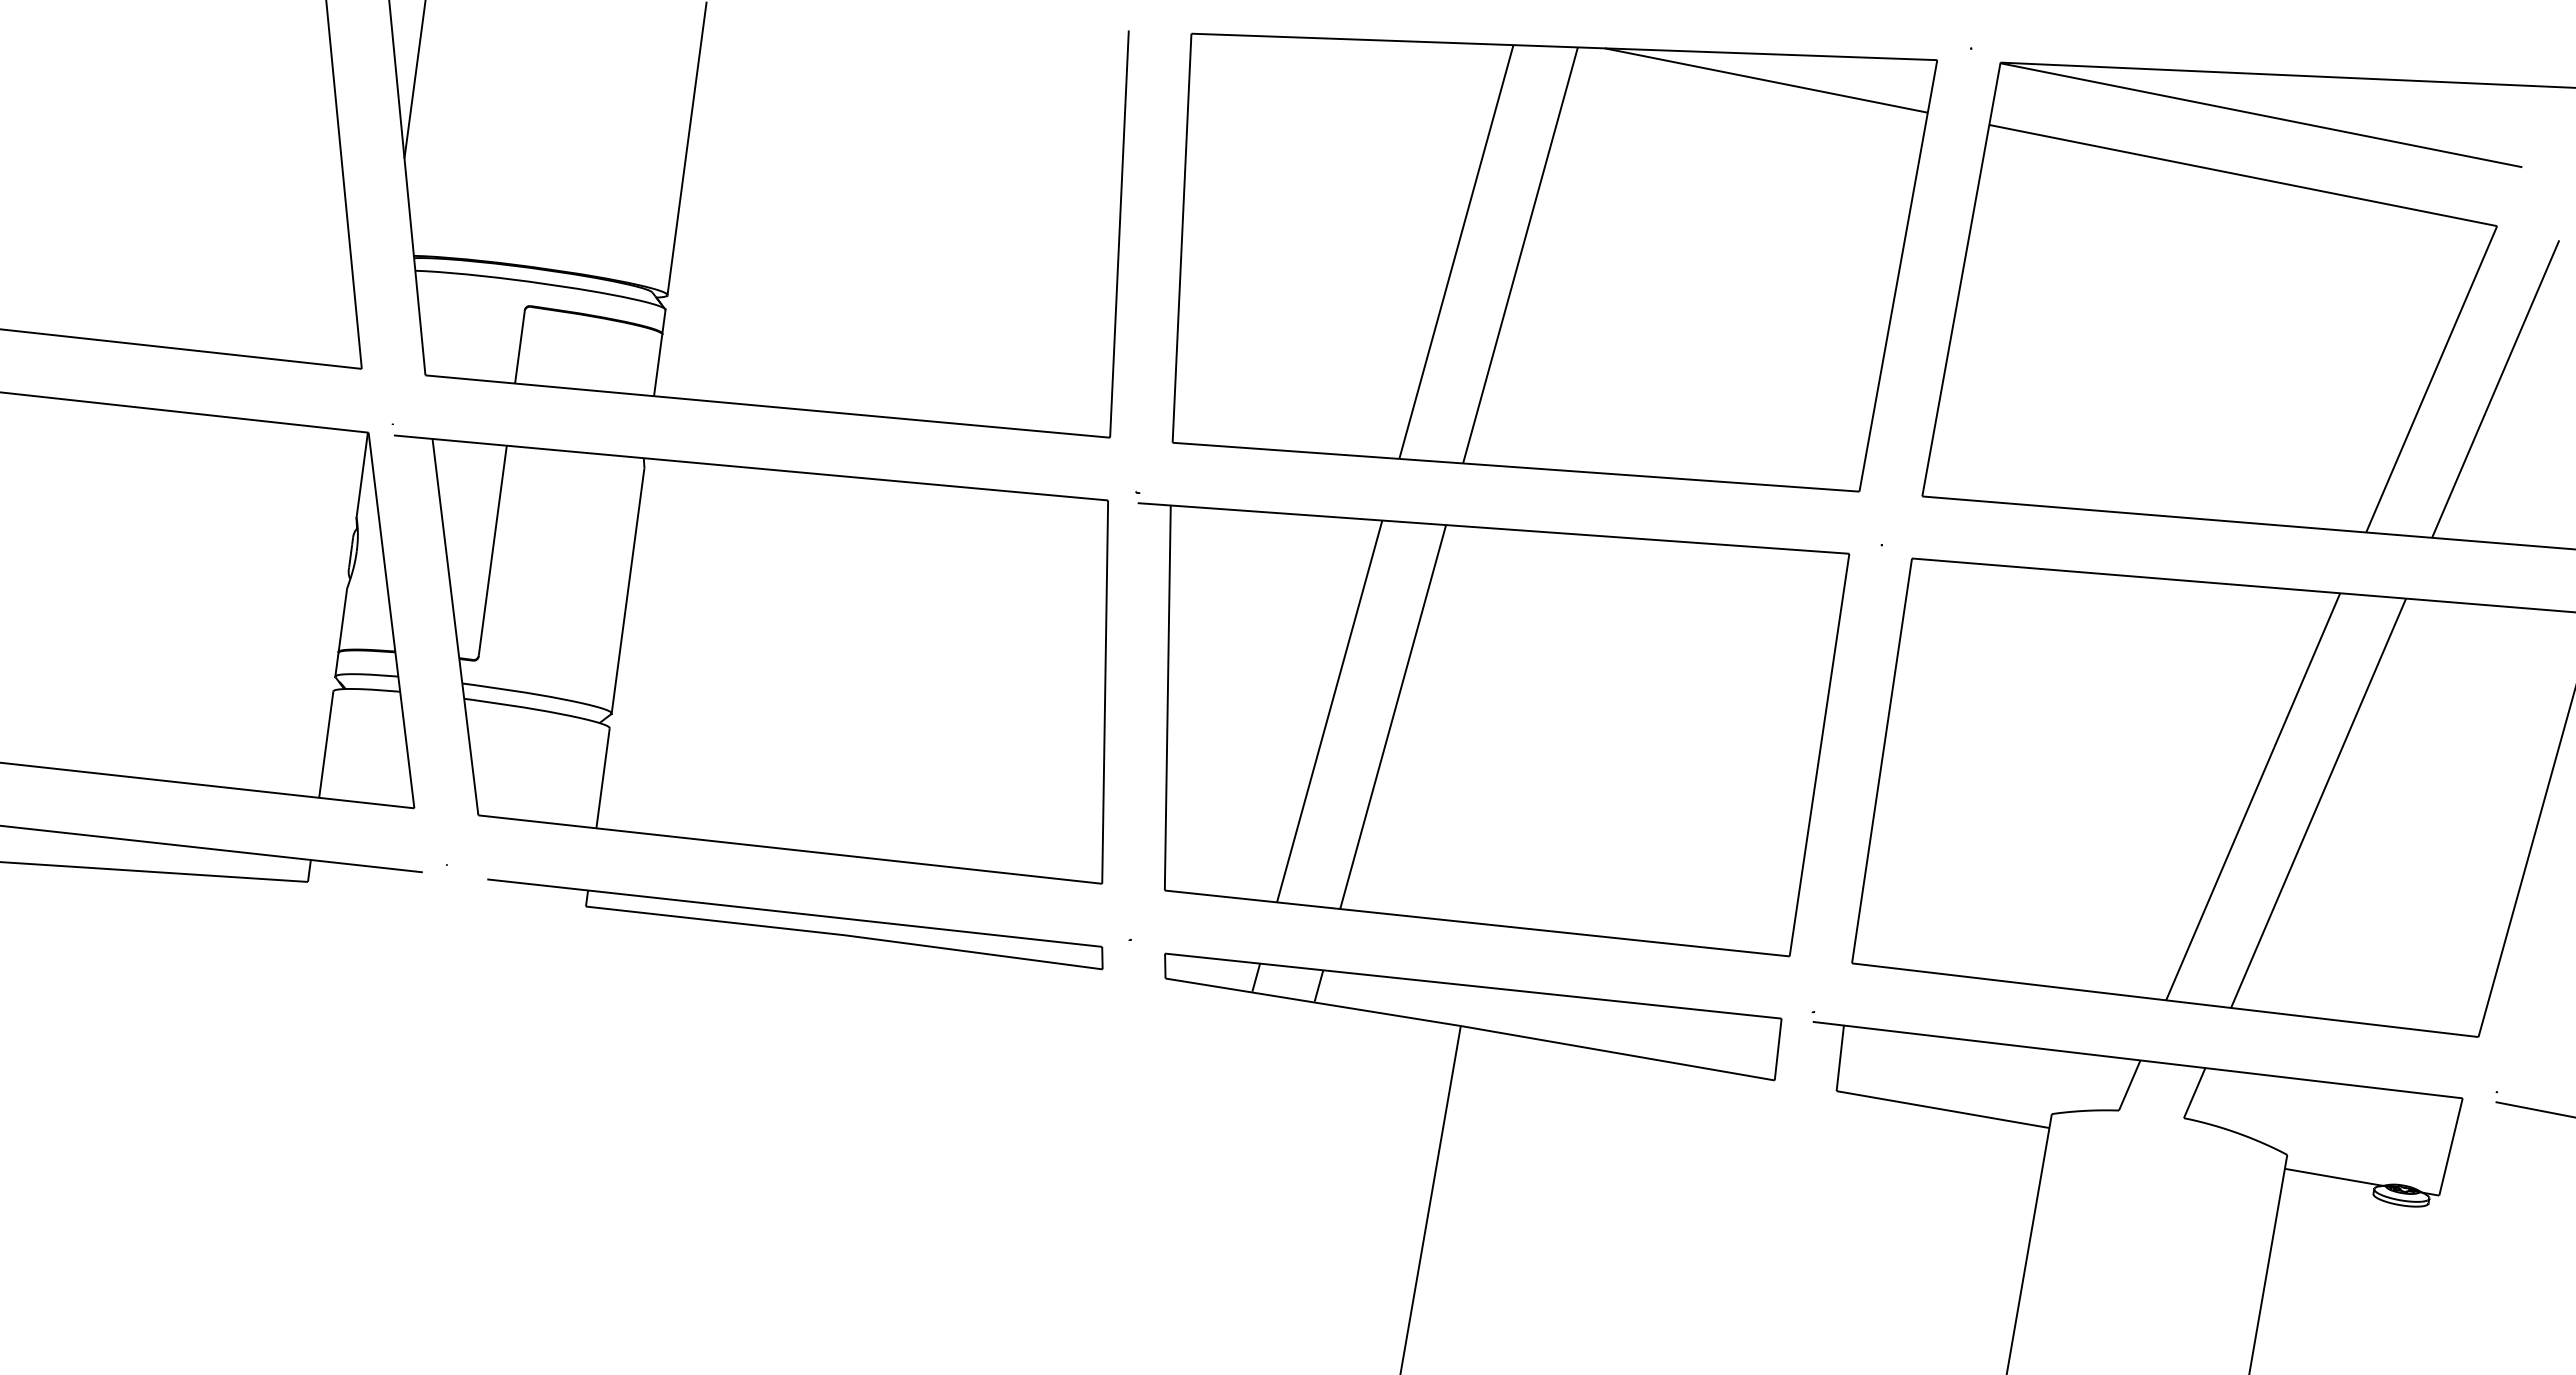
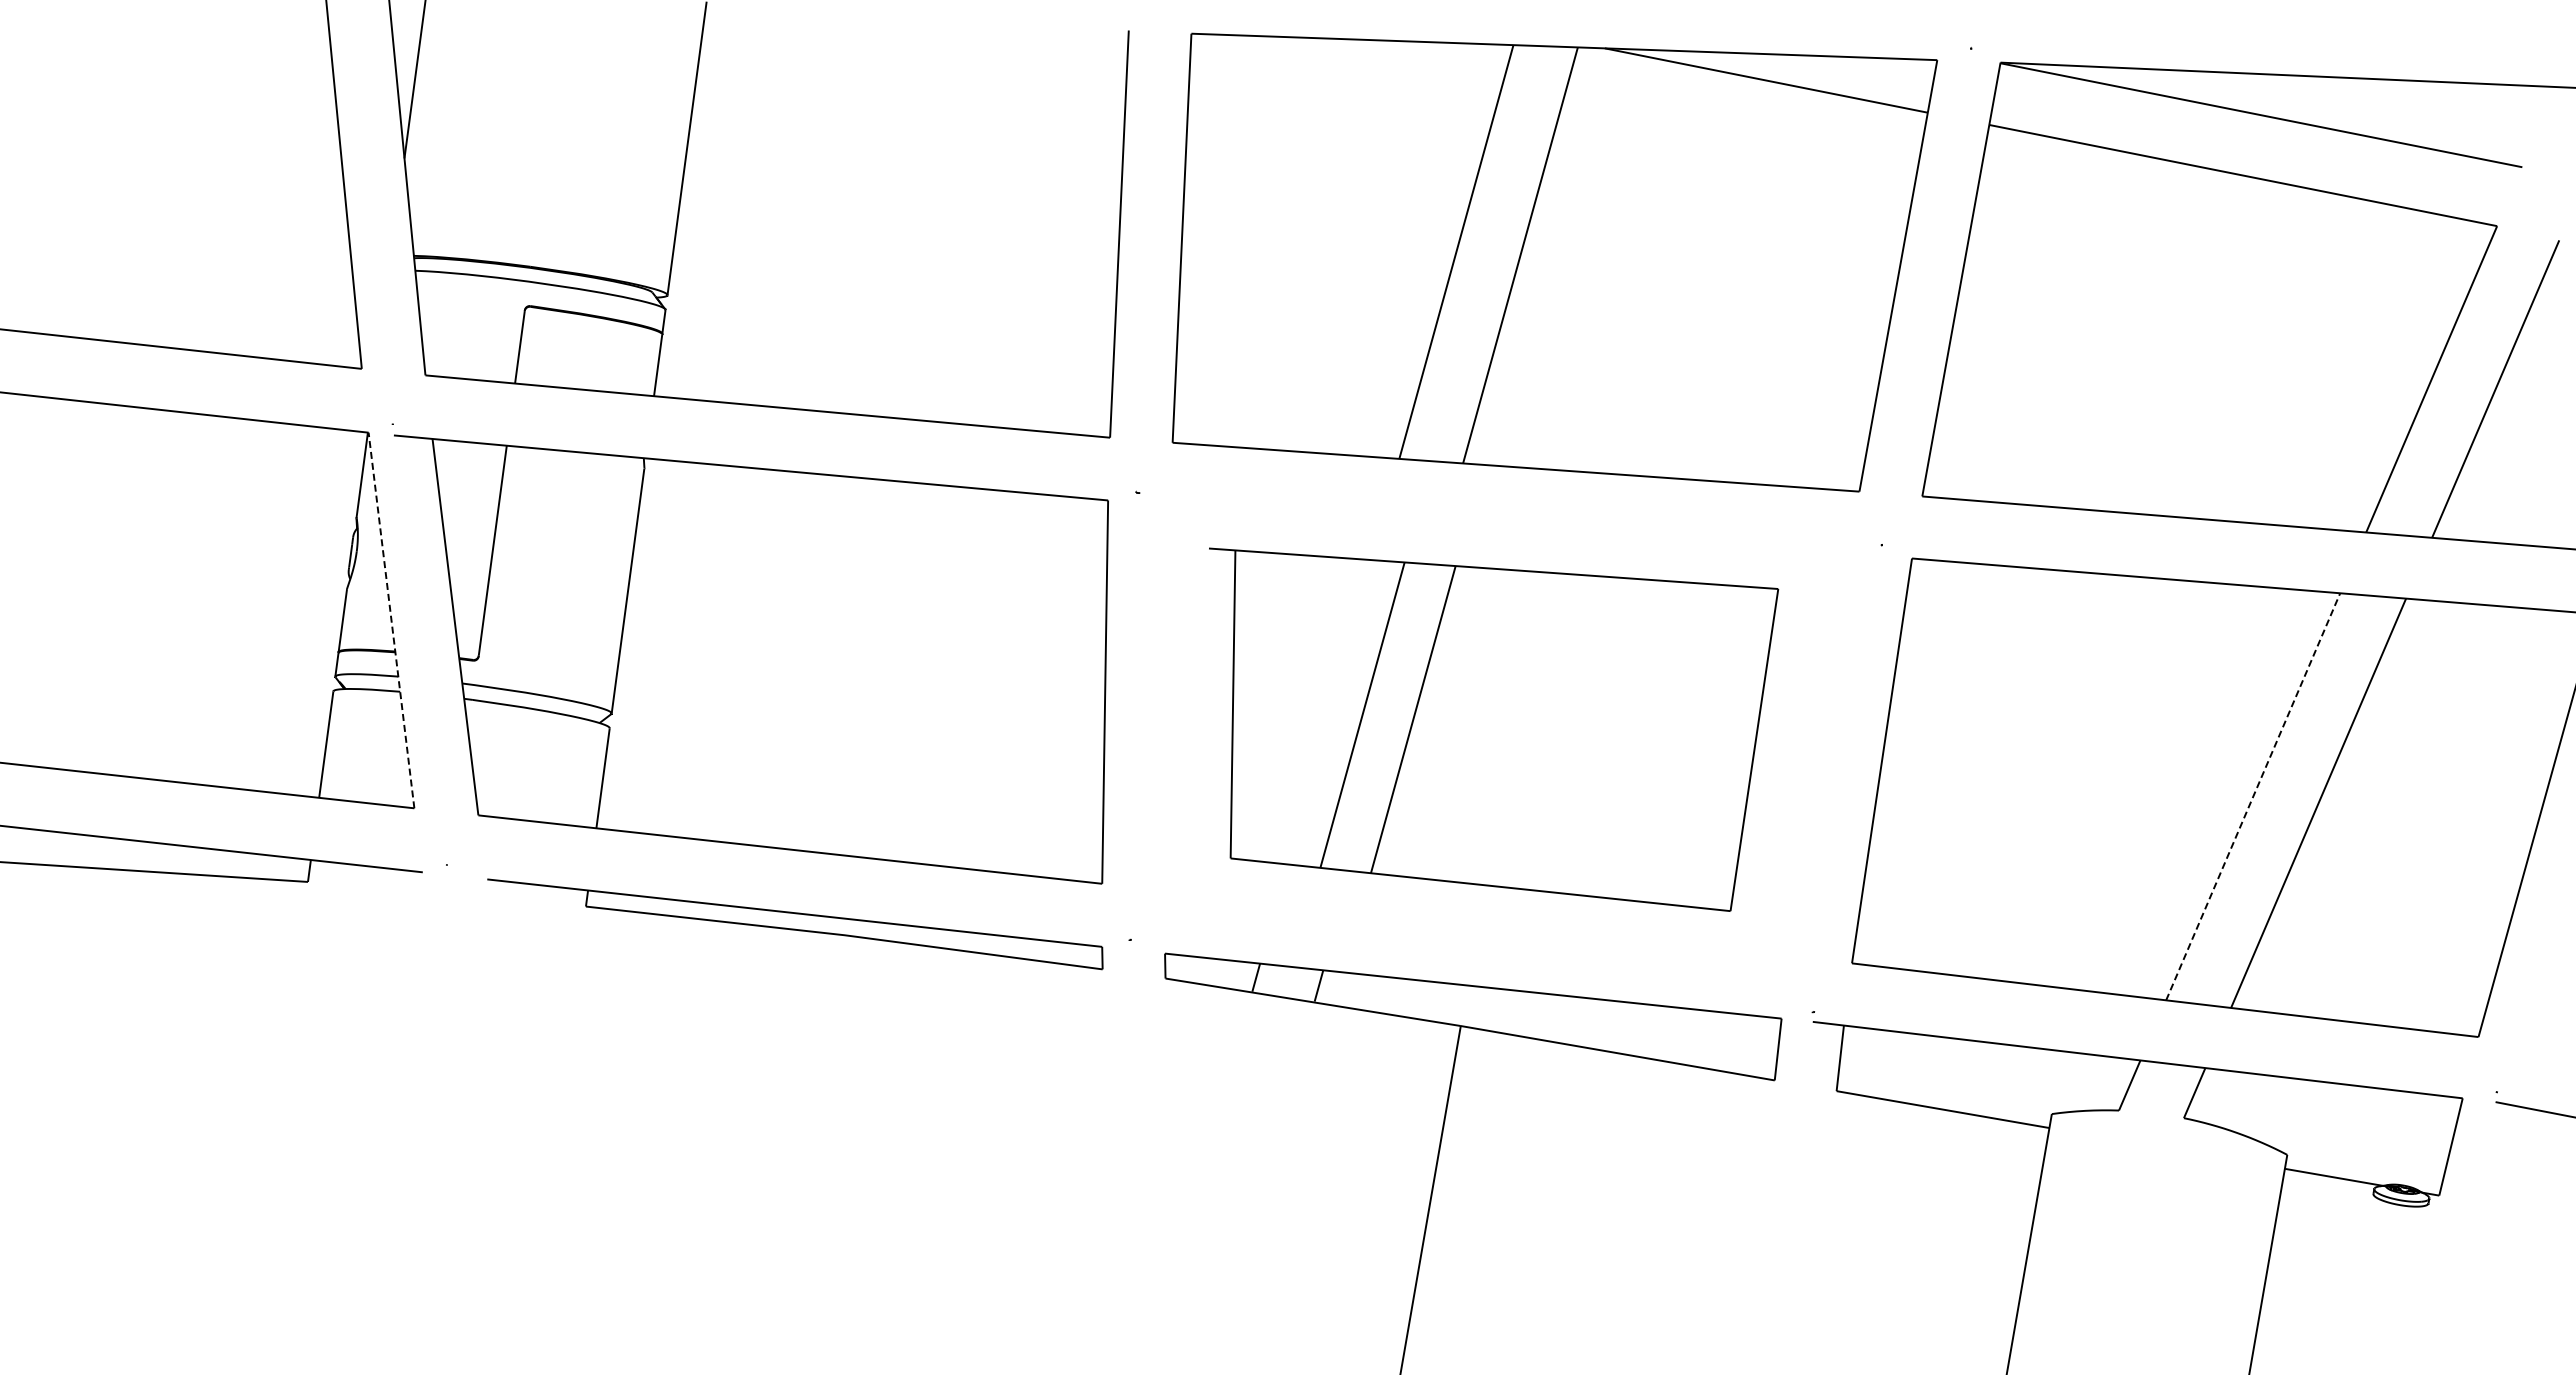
line: solid -> dashed (391, 620)
part size: 714x456 px -> 571x365 px (1494, 729)
line: solid -> dashed (2253, 796)
